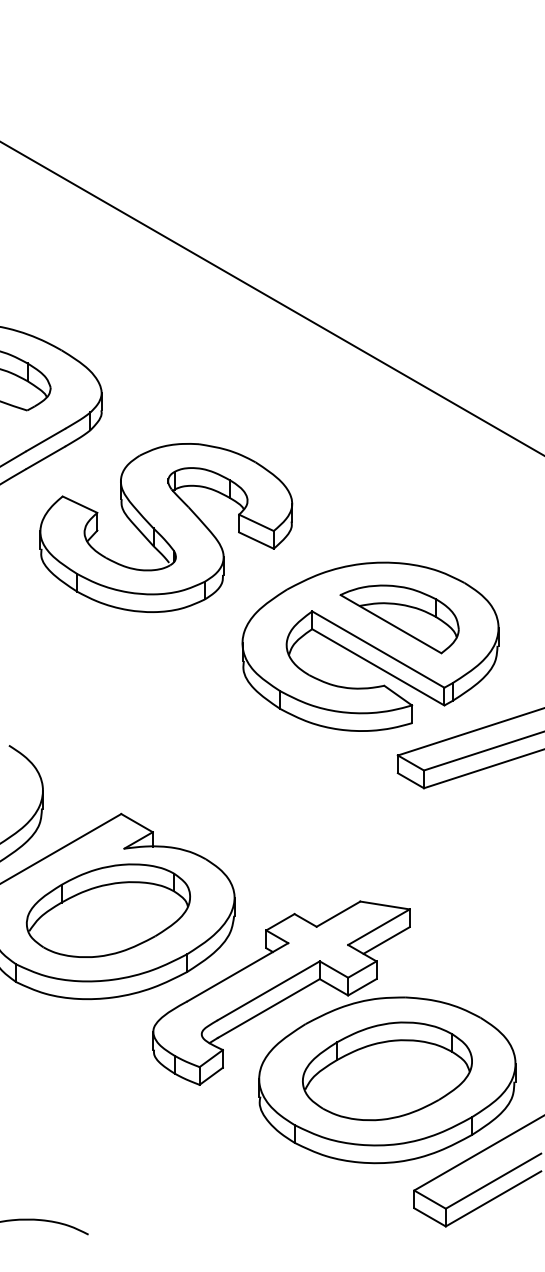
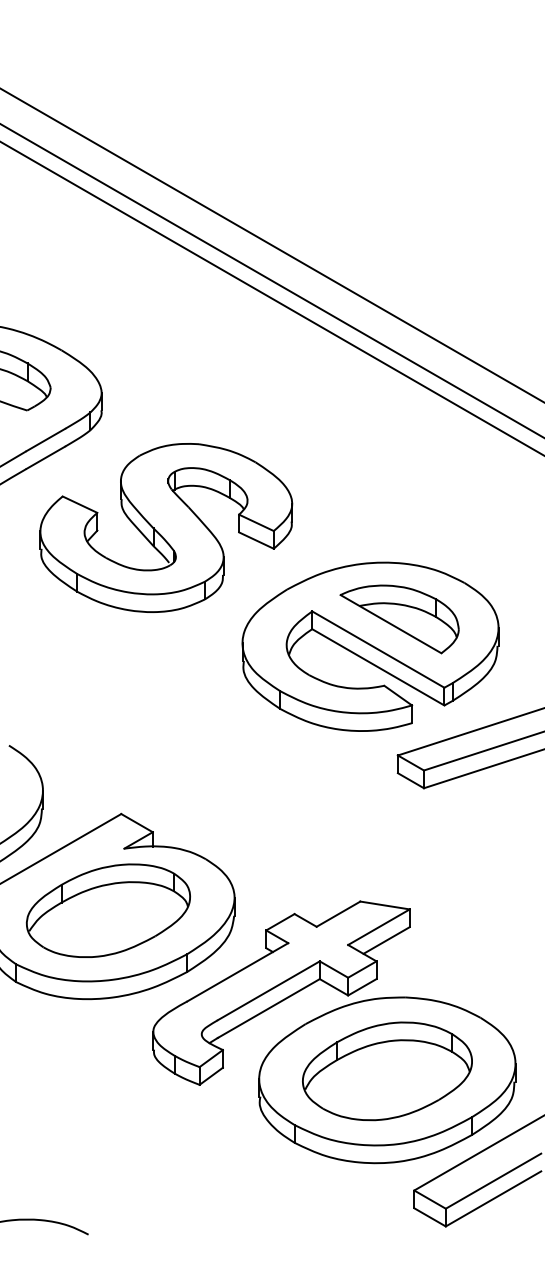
line: none -> present (271, 245)
line: none -> present (271, 280)
